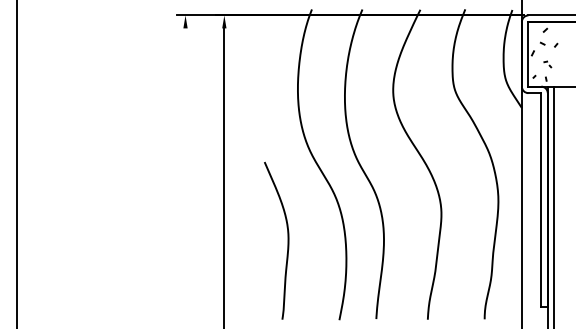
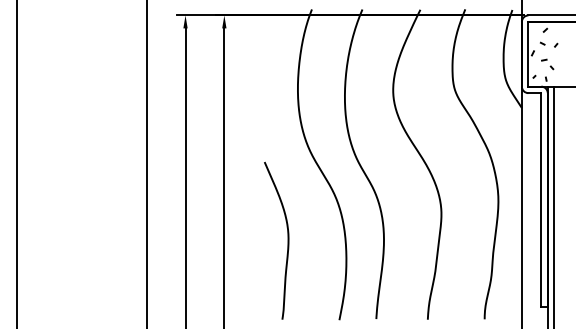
part size: 10x9 px -> 14x13 px (547, 64)
line: none -> present (146, 163)
line: none -> present (185, 176)
